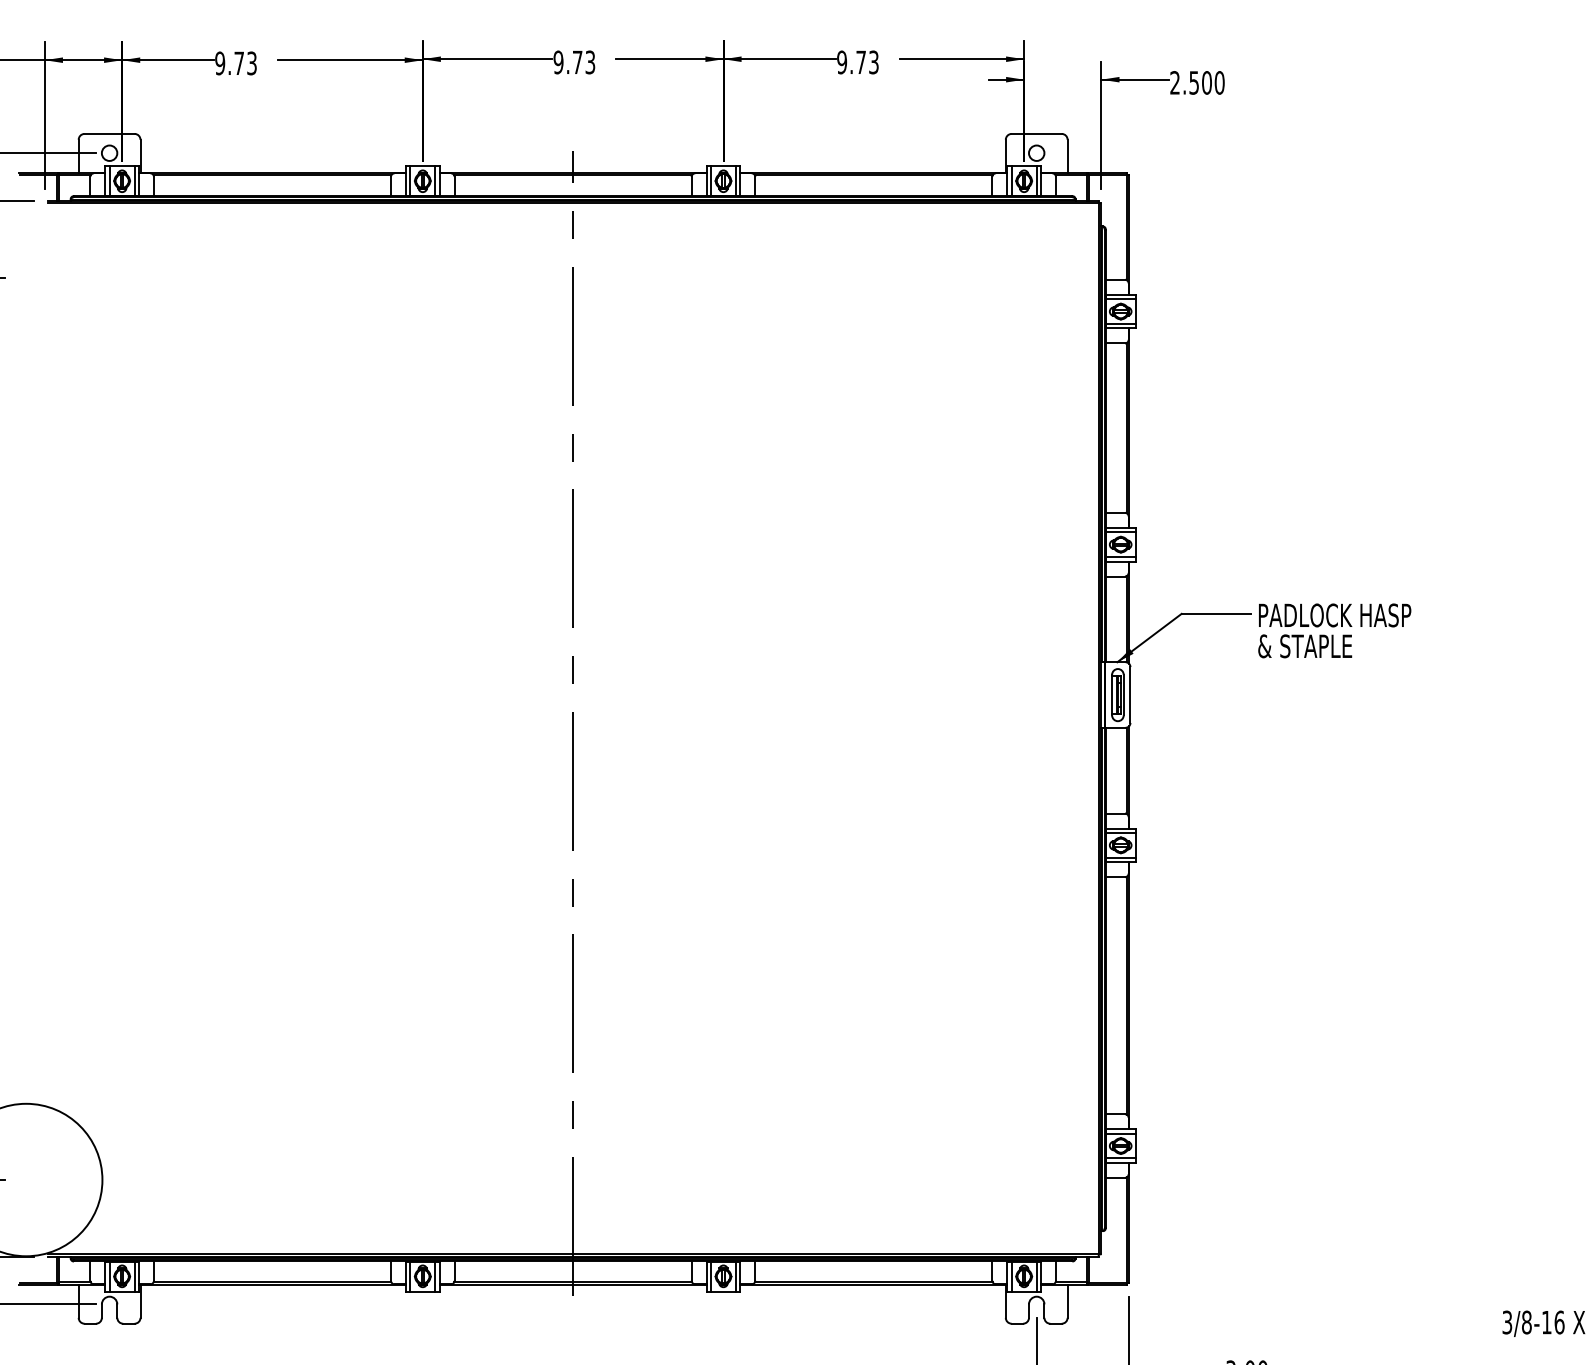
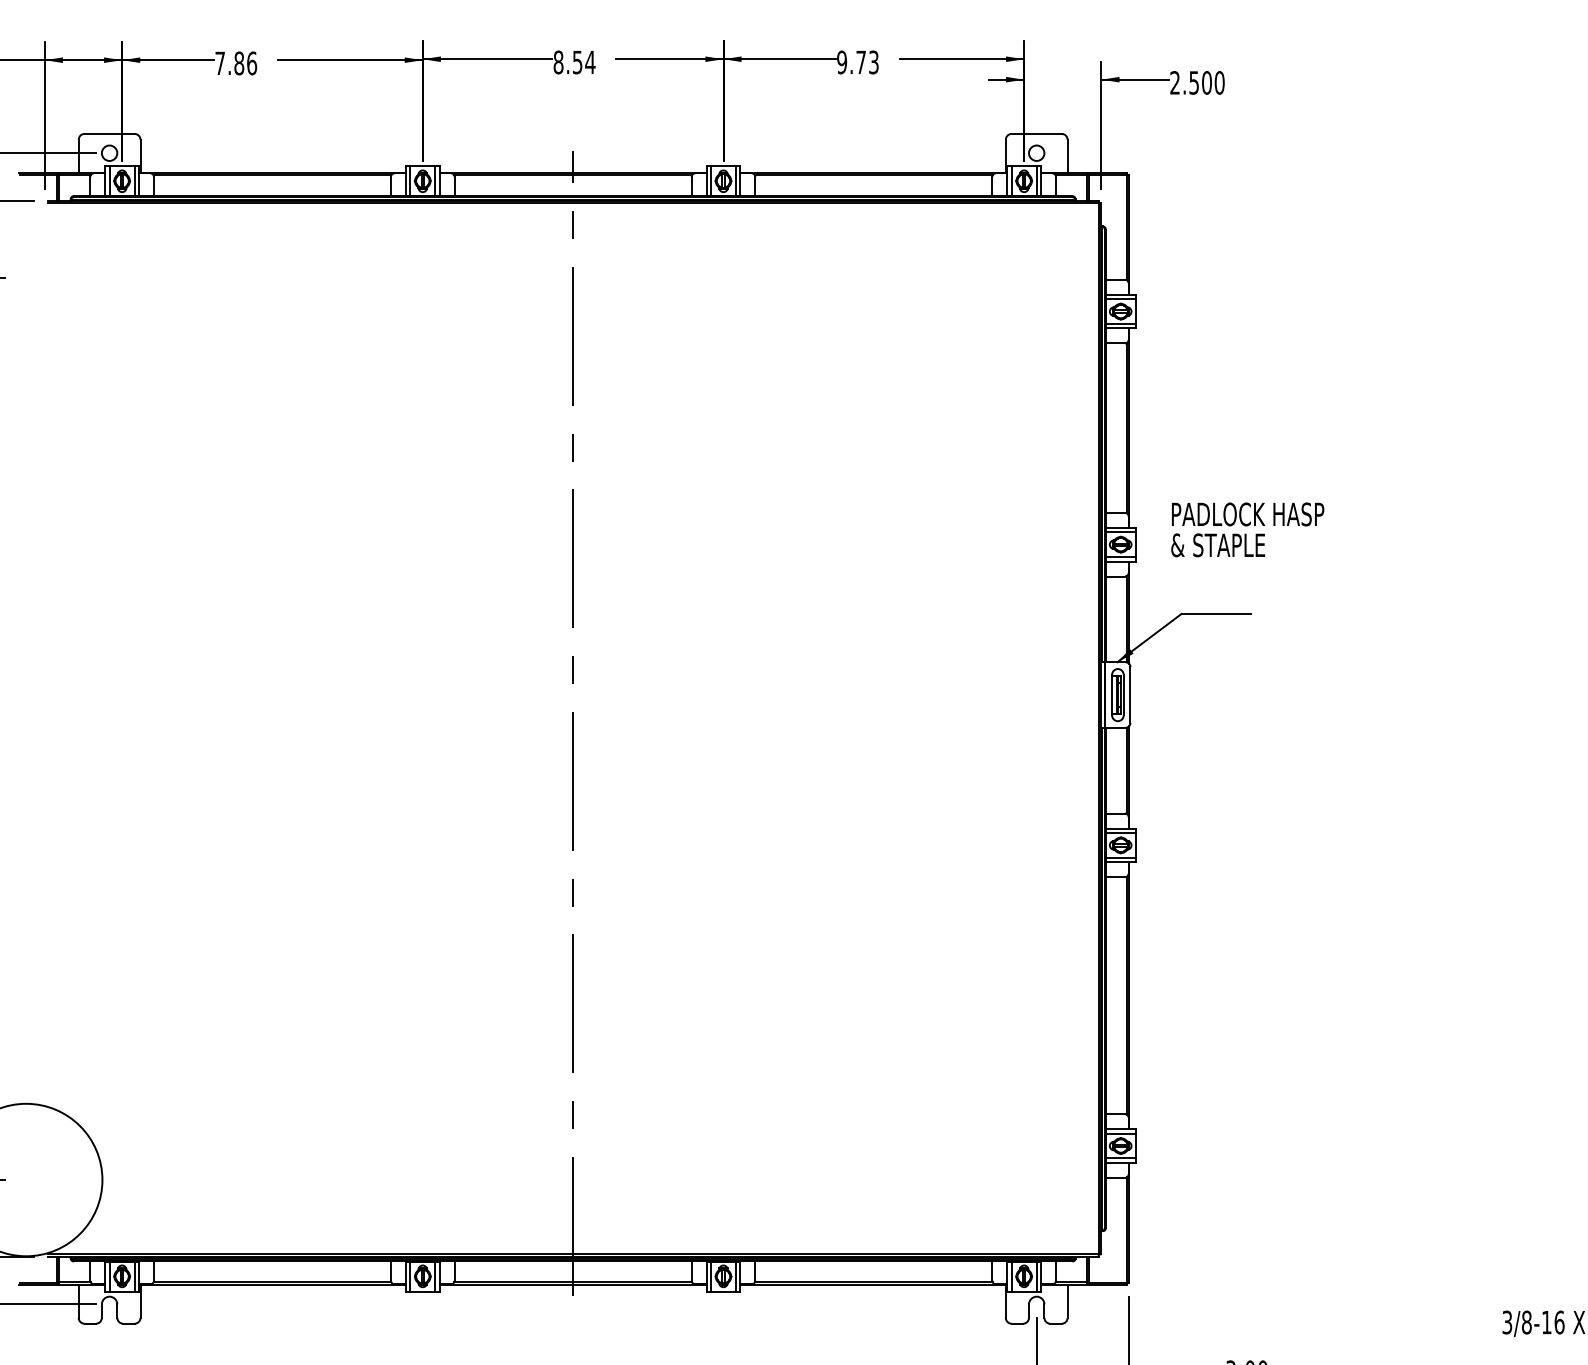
text: 9.73 -> 8.54 (574, 62)
text: 9.73 -> 7.86 (236, 63)
text position: (1334, 630) -> (1247, 529) (1247, 529)
